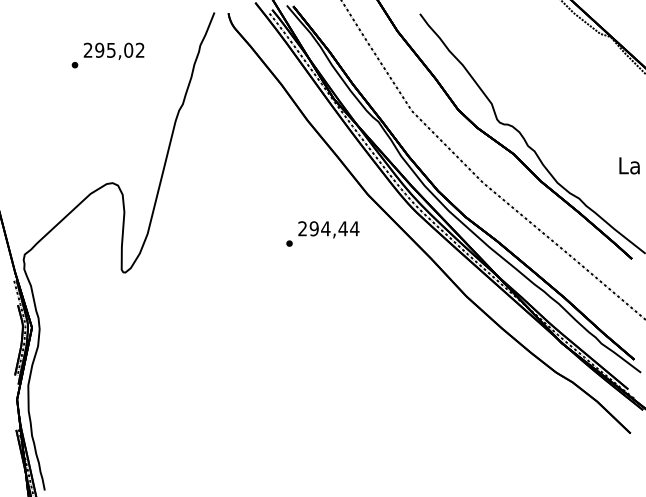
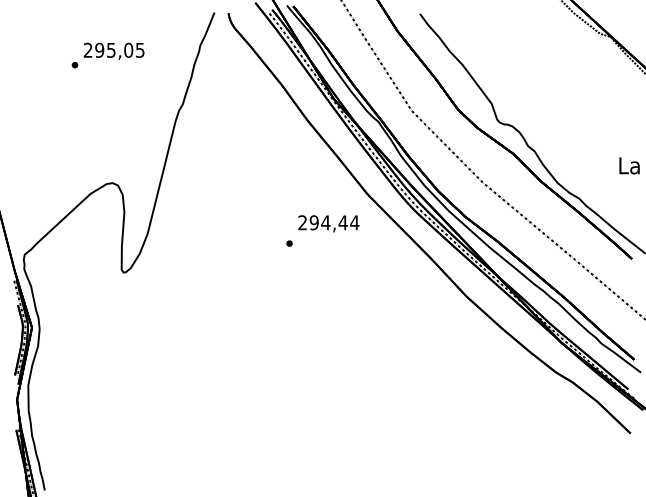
text: 295,02 -> 295,05 (140, 49)
text position: (328, 229) -> (328, 223) (328, 223)
